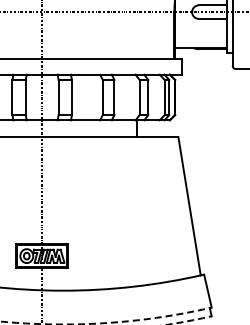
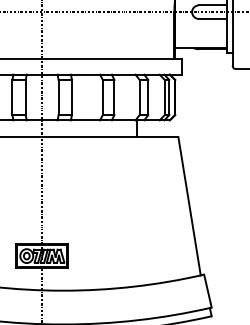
arc: dashed -> solid (189, 320)
arc: dashed -> solid (106, 323)
